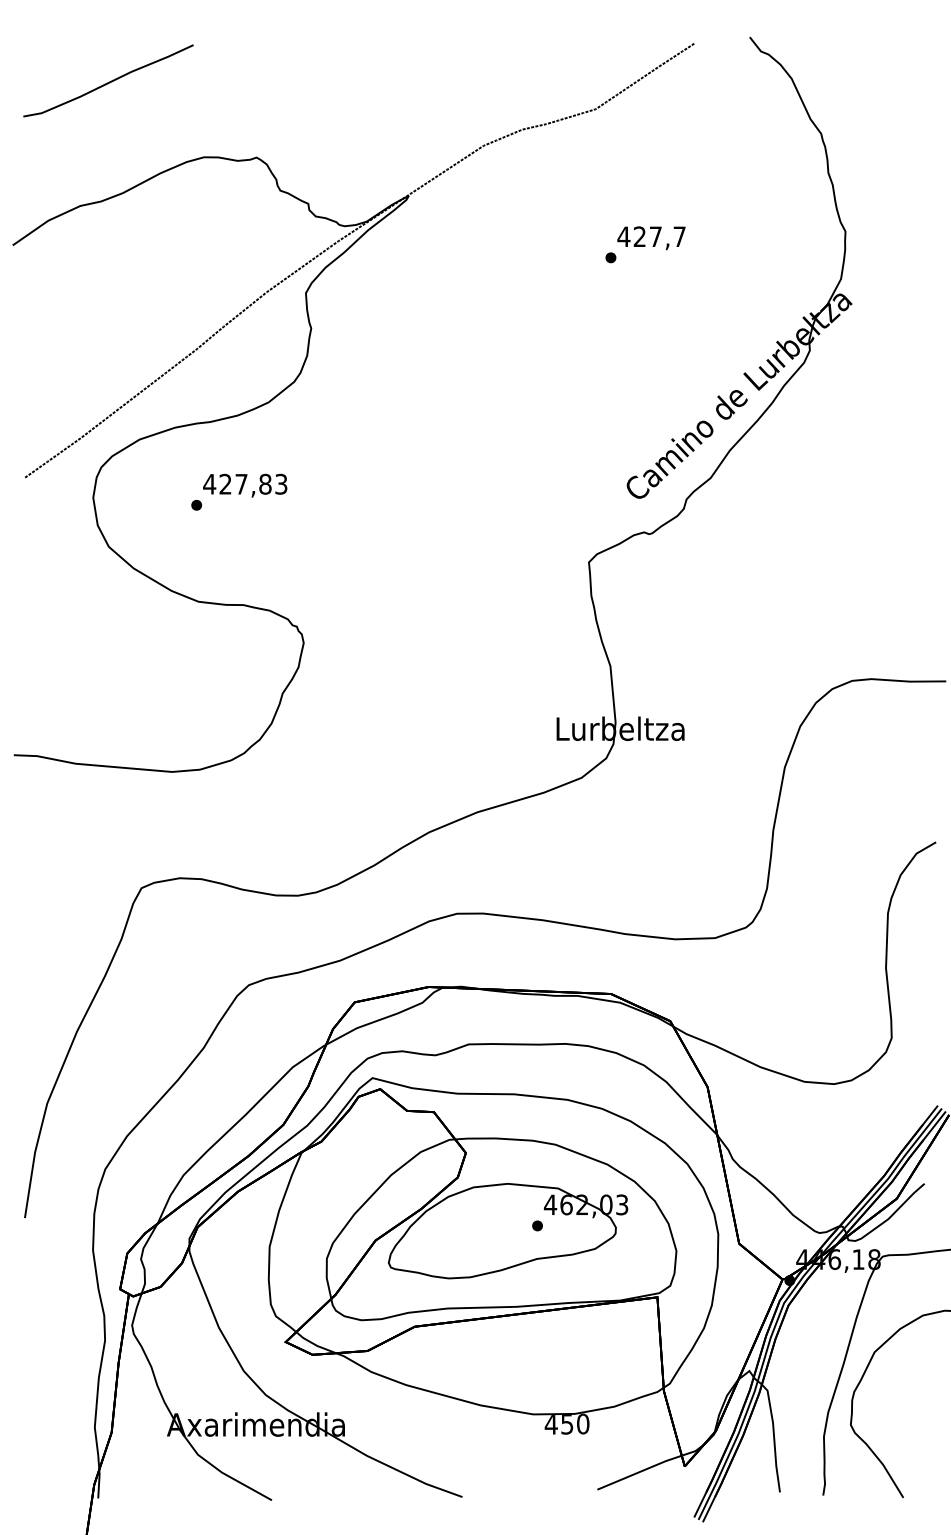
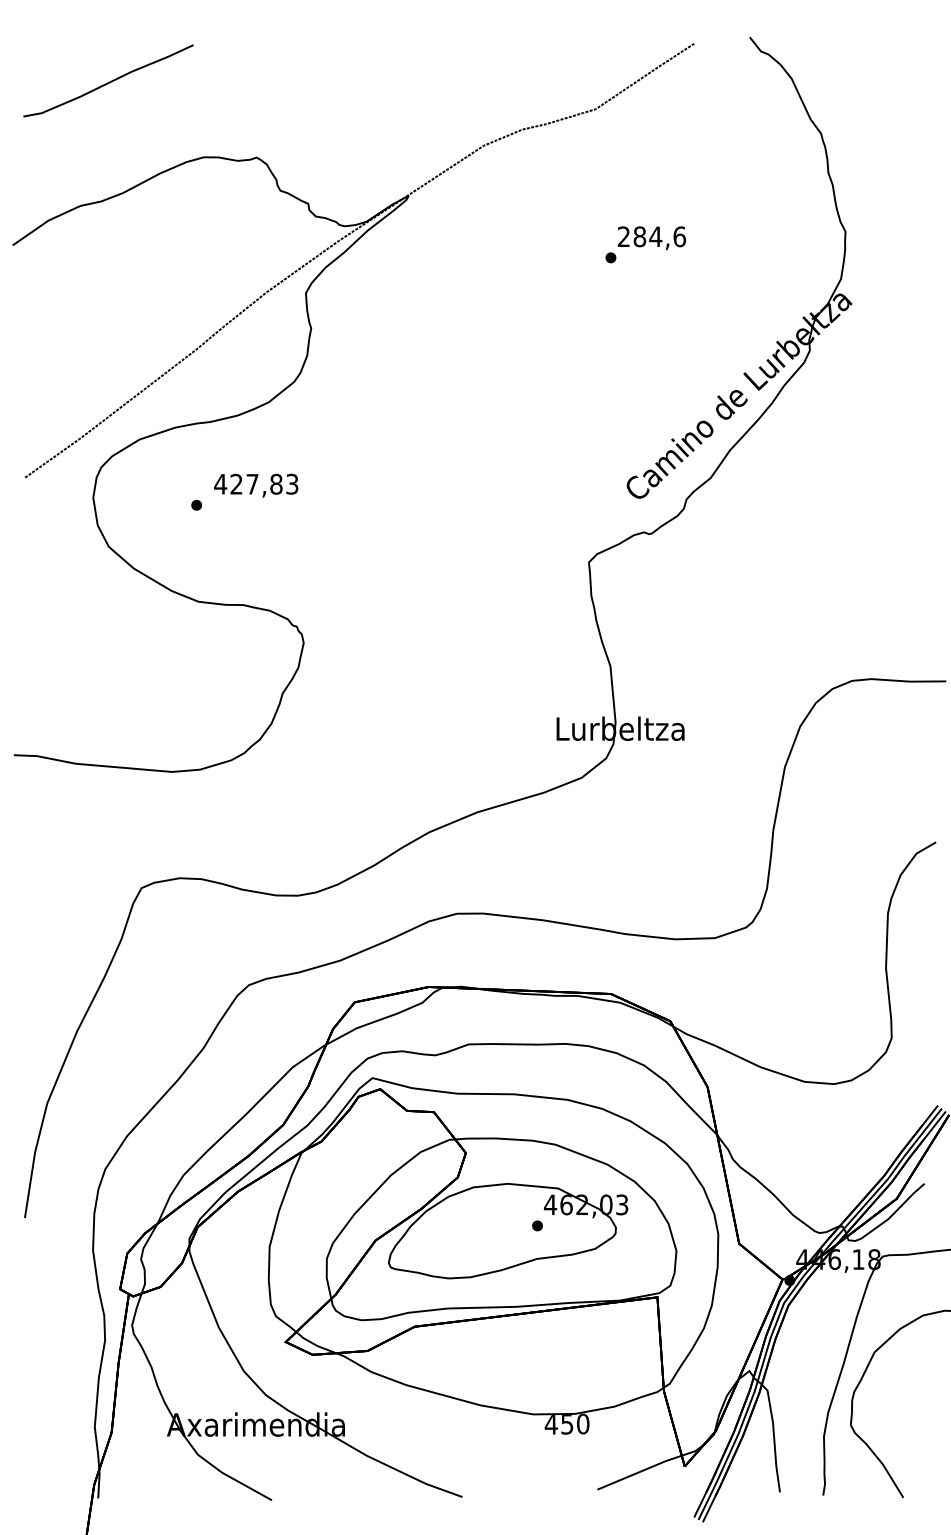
text: 427,7 -> 284,6 (651, 236)
text position: (245, 485) -> (256, 485) (256, 485)
